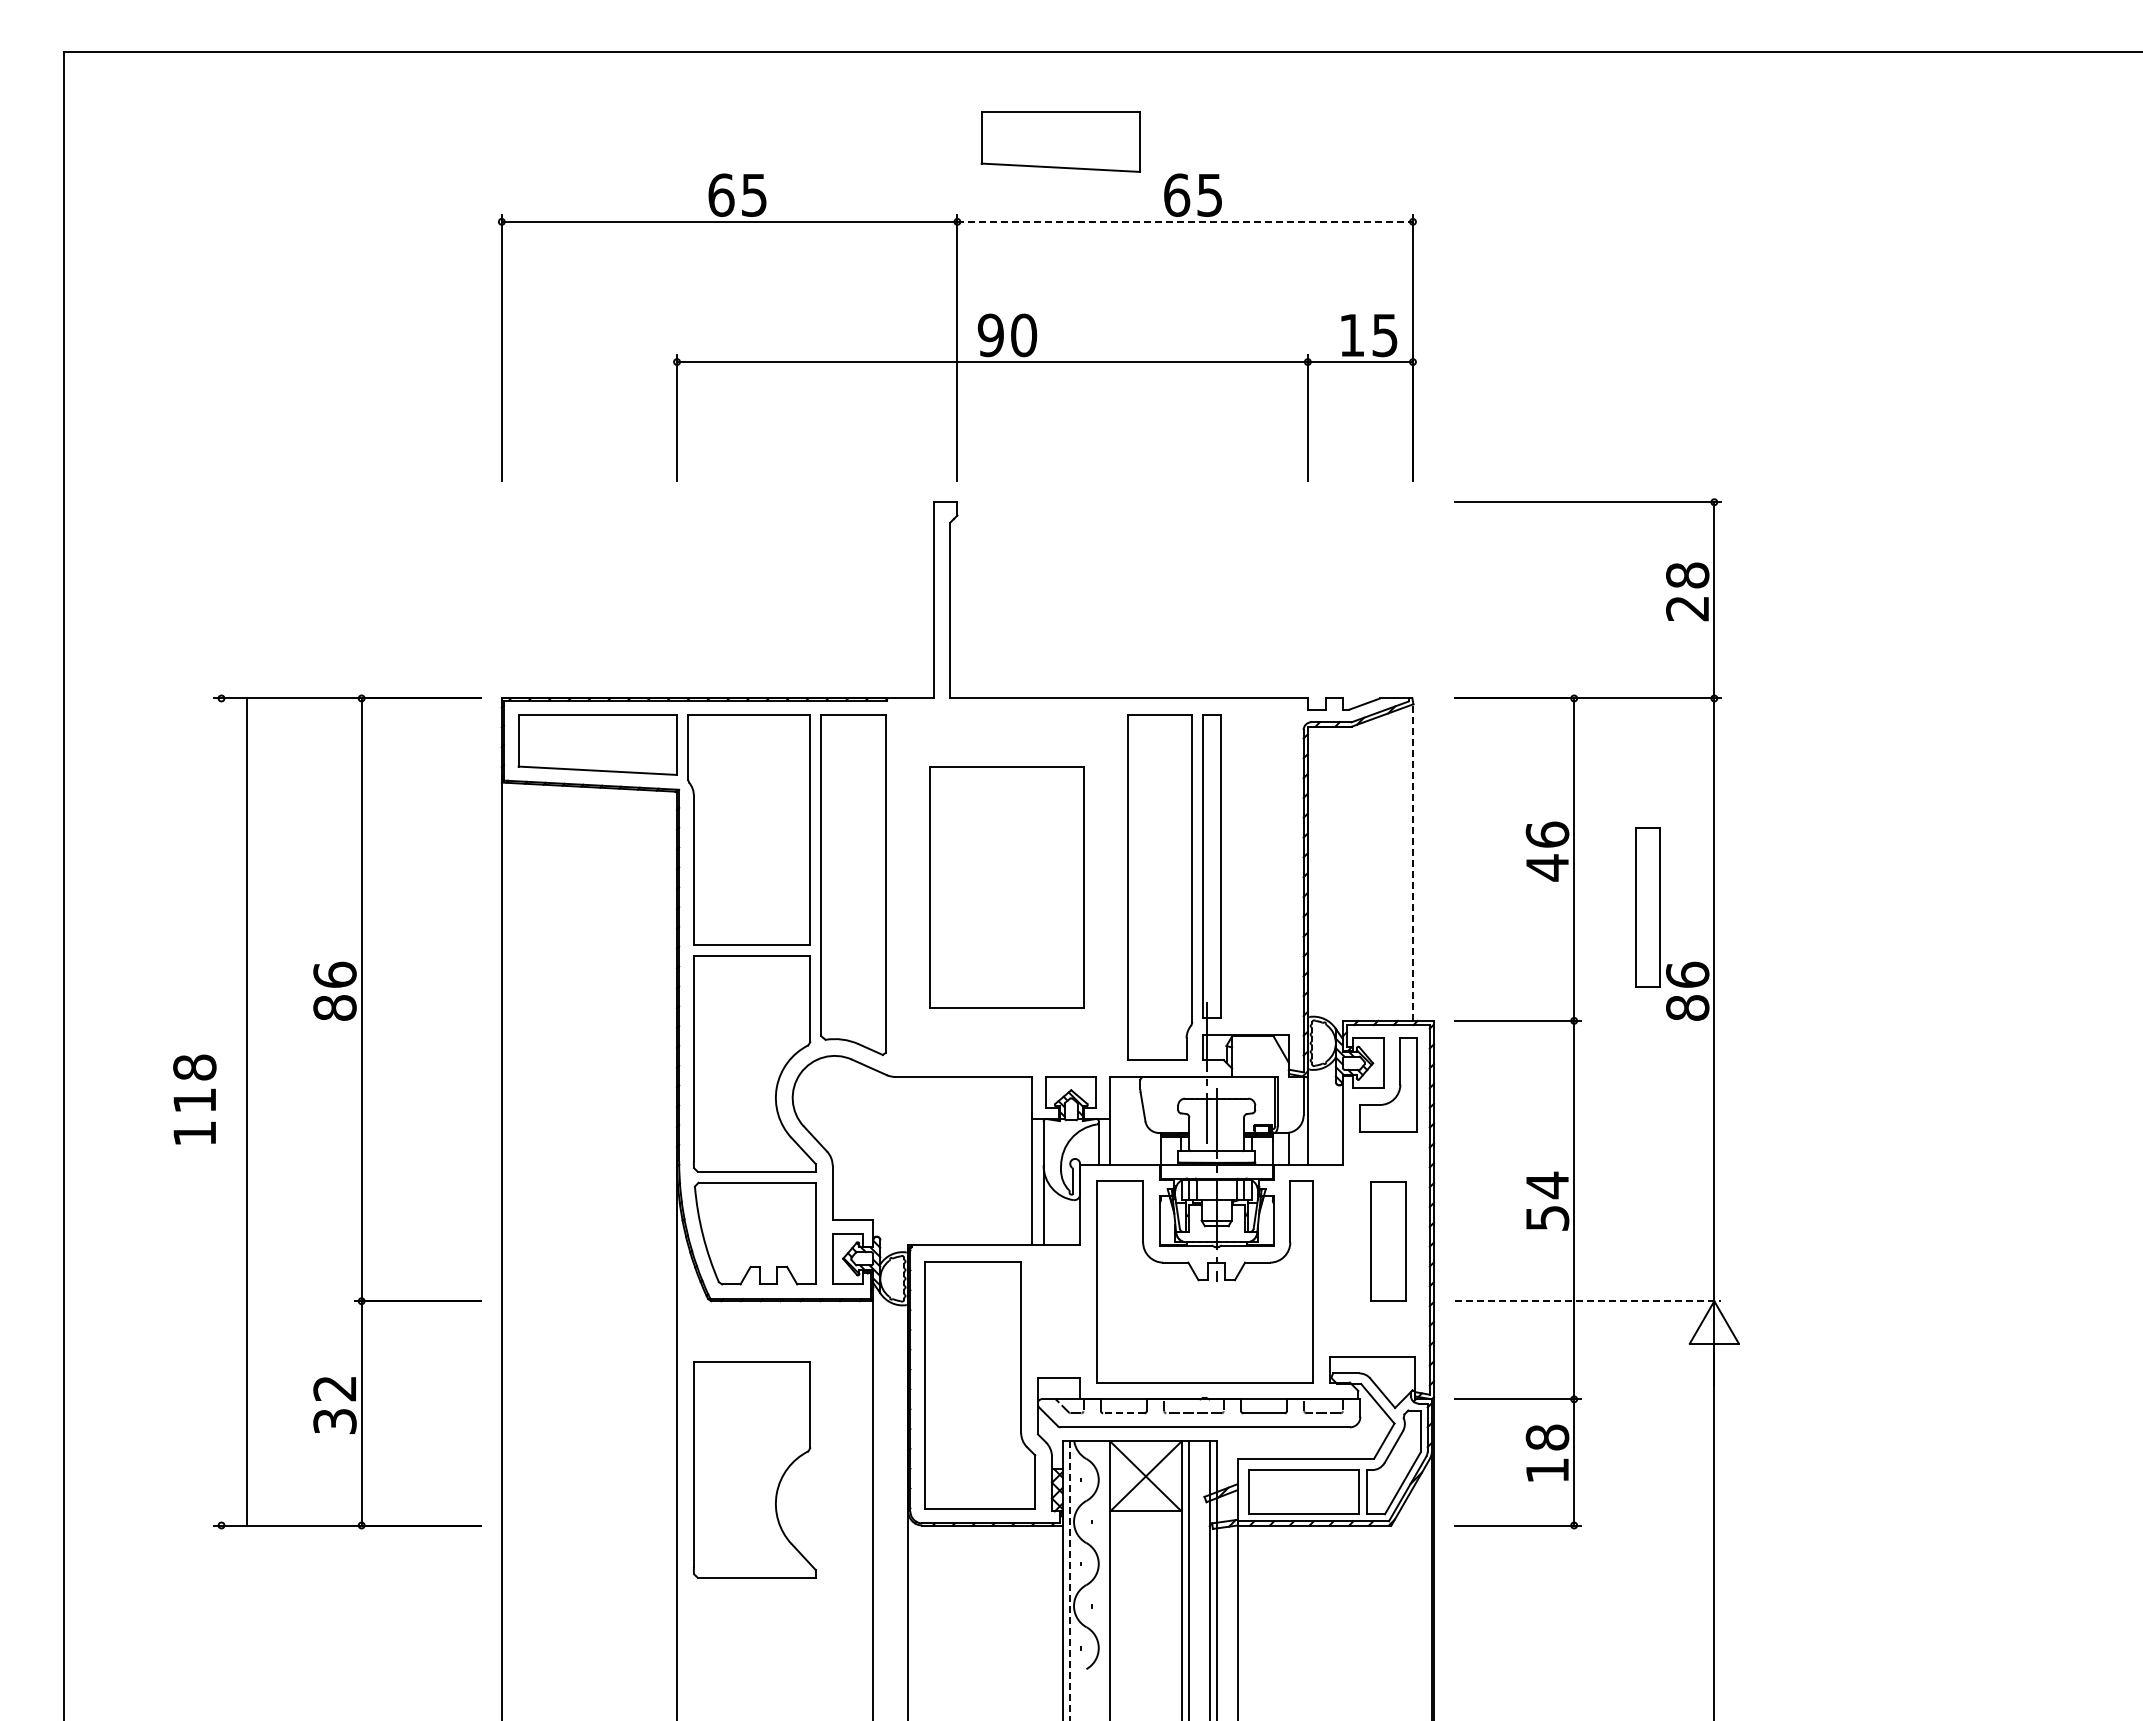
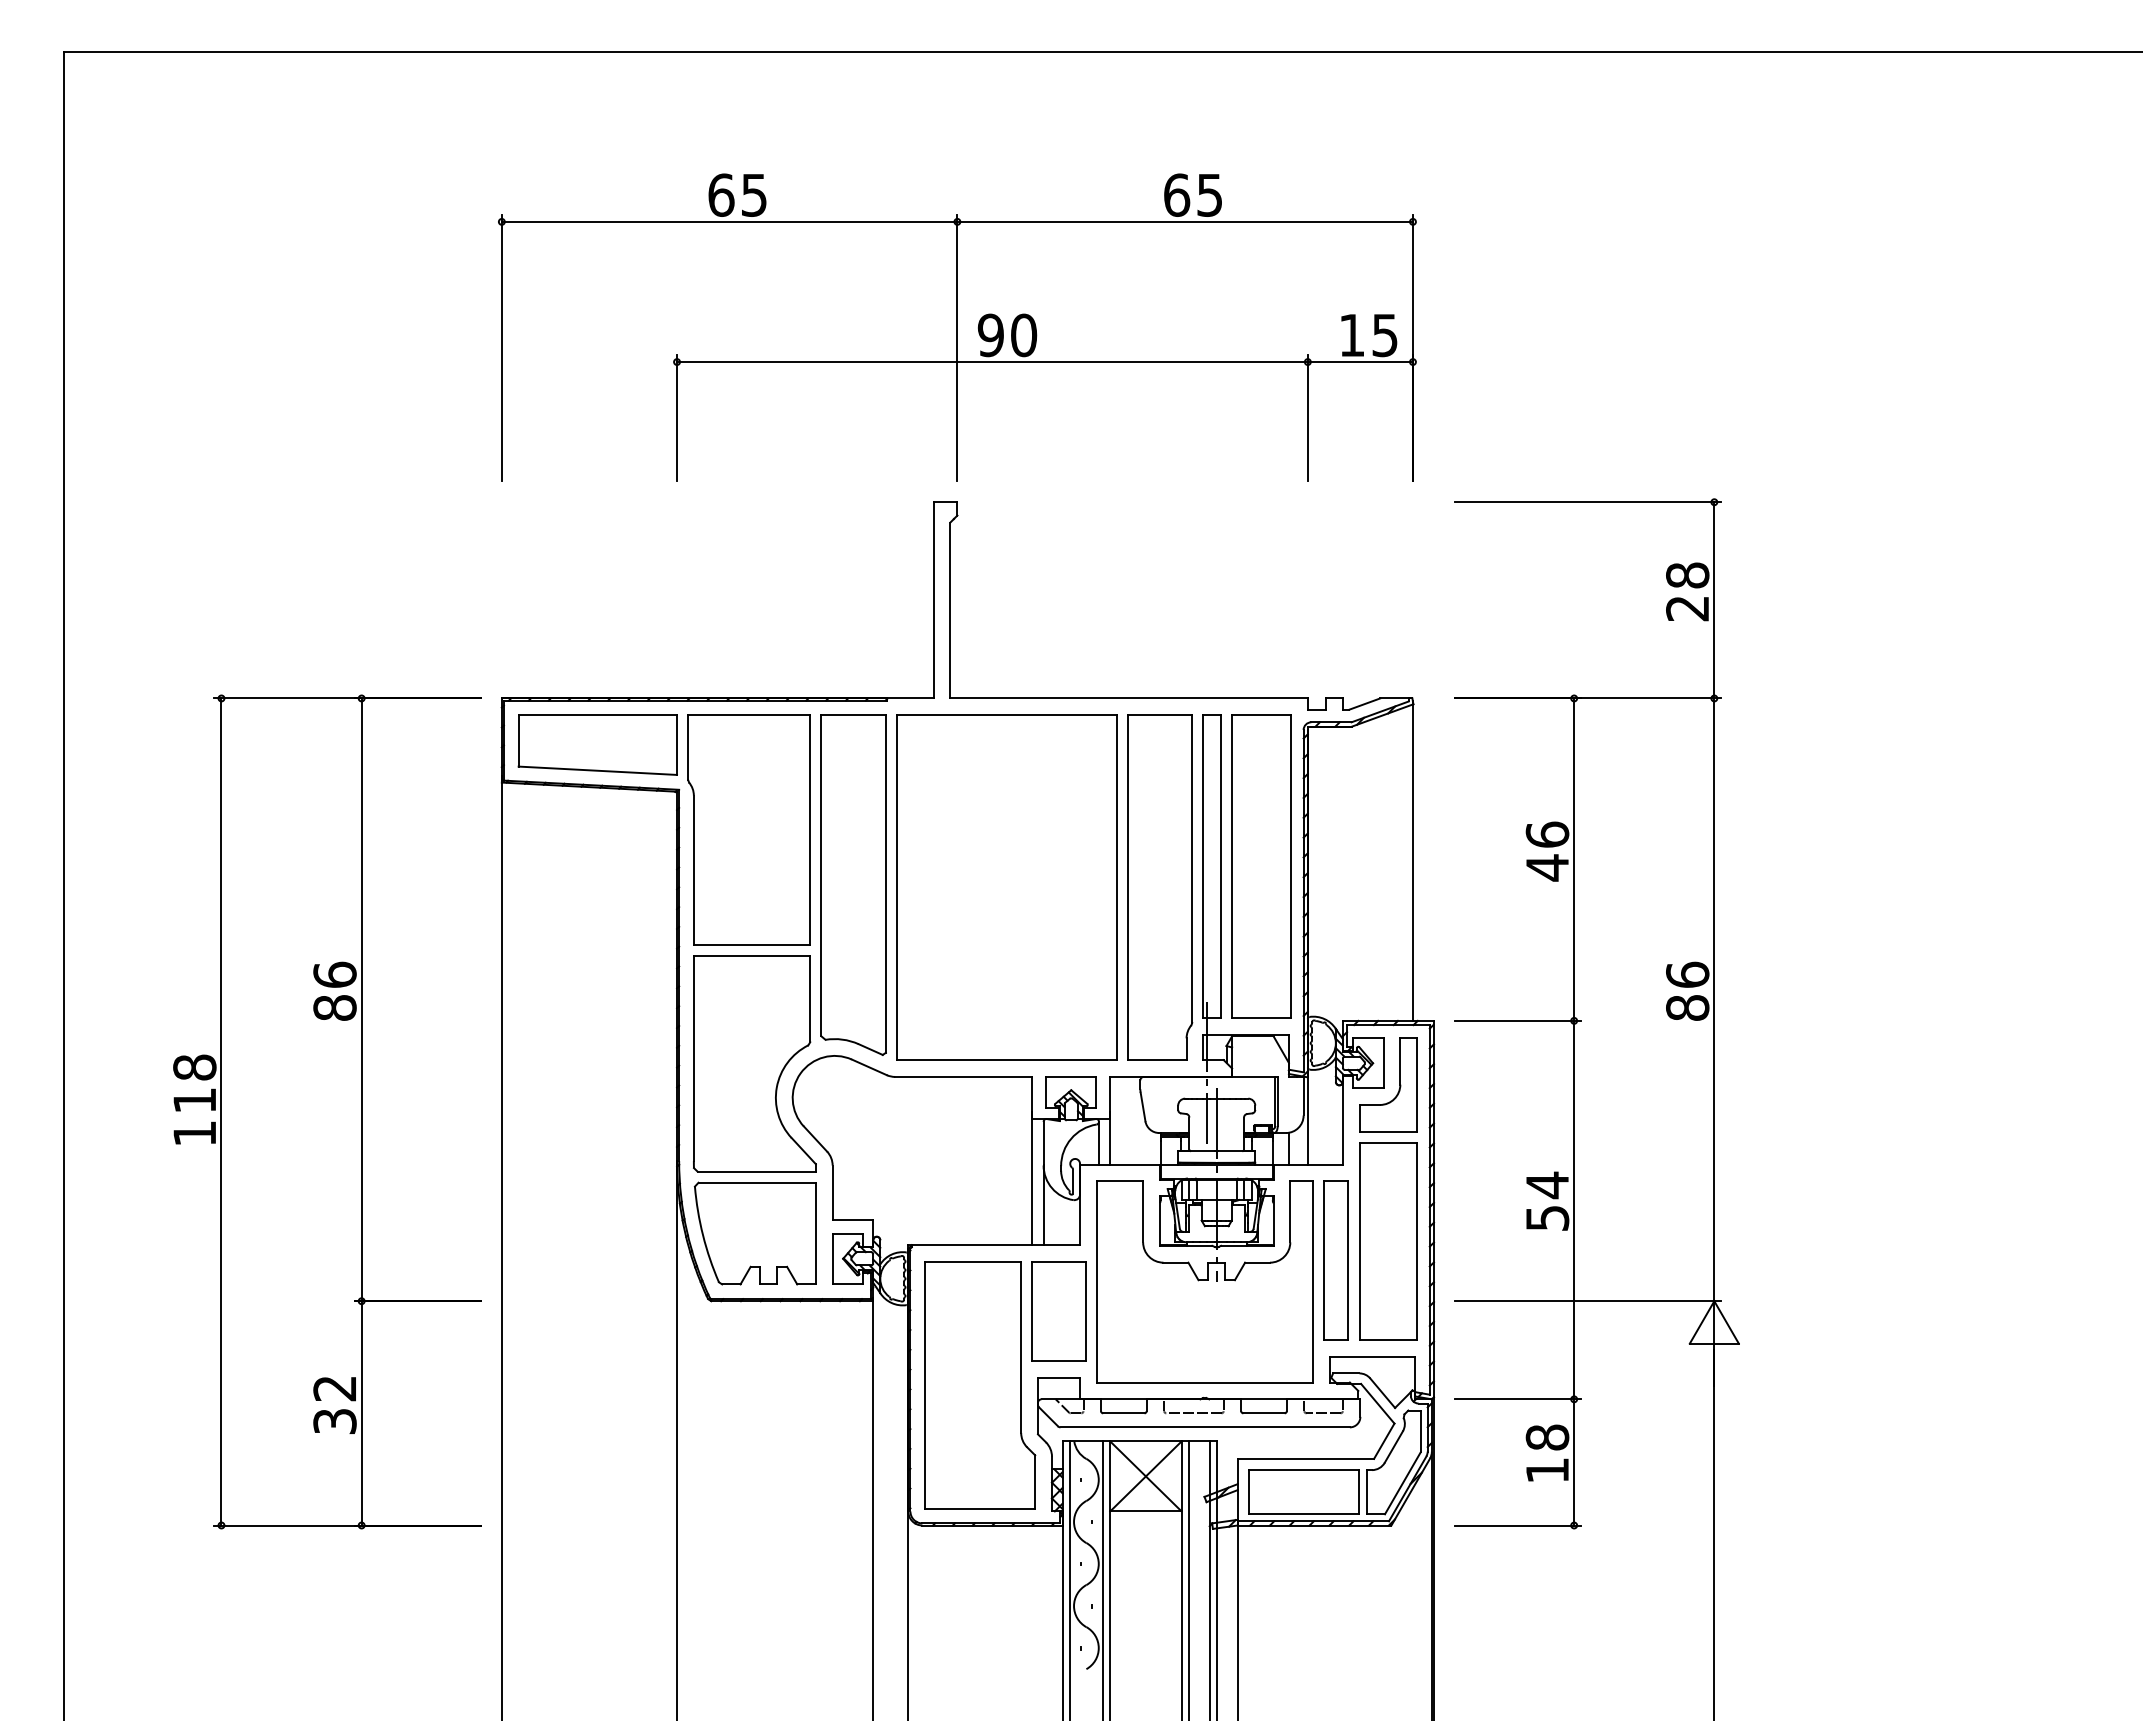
part: present -> none (1060, 141)
line: dashed -> solid (1185, 221)
line: dashed -> solid (1412, 861)
part: none -> present (1261, 866)
part size: 156x243 px -> 222x347 px (1006, 887)
part position: (1647, 907) -> (1335, 1260) (1335, 1260)
line position: (247, 1111) -> (221, 1111) (221, 1111)
part size: 37x121 px -> 59x199 px (1388, 1241)
line: dashed -> solid (1588, 1301)
part: none -> present (1058, 1311)
line: dashed -> solid (1123, 1413)
part: present -> none (754, 1469)
line: none -> present (1103, 1579)
line: dashed -> solid (1069, 1581)
